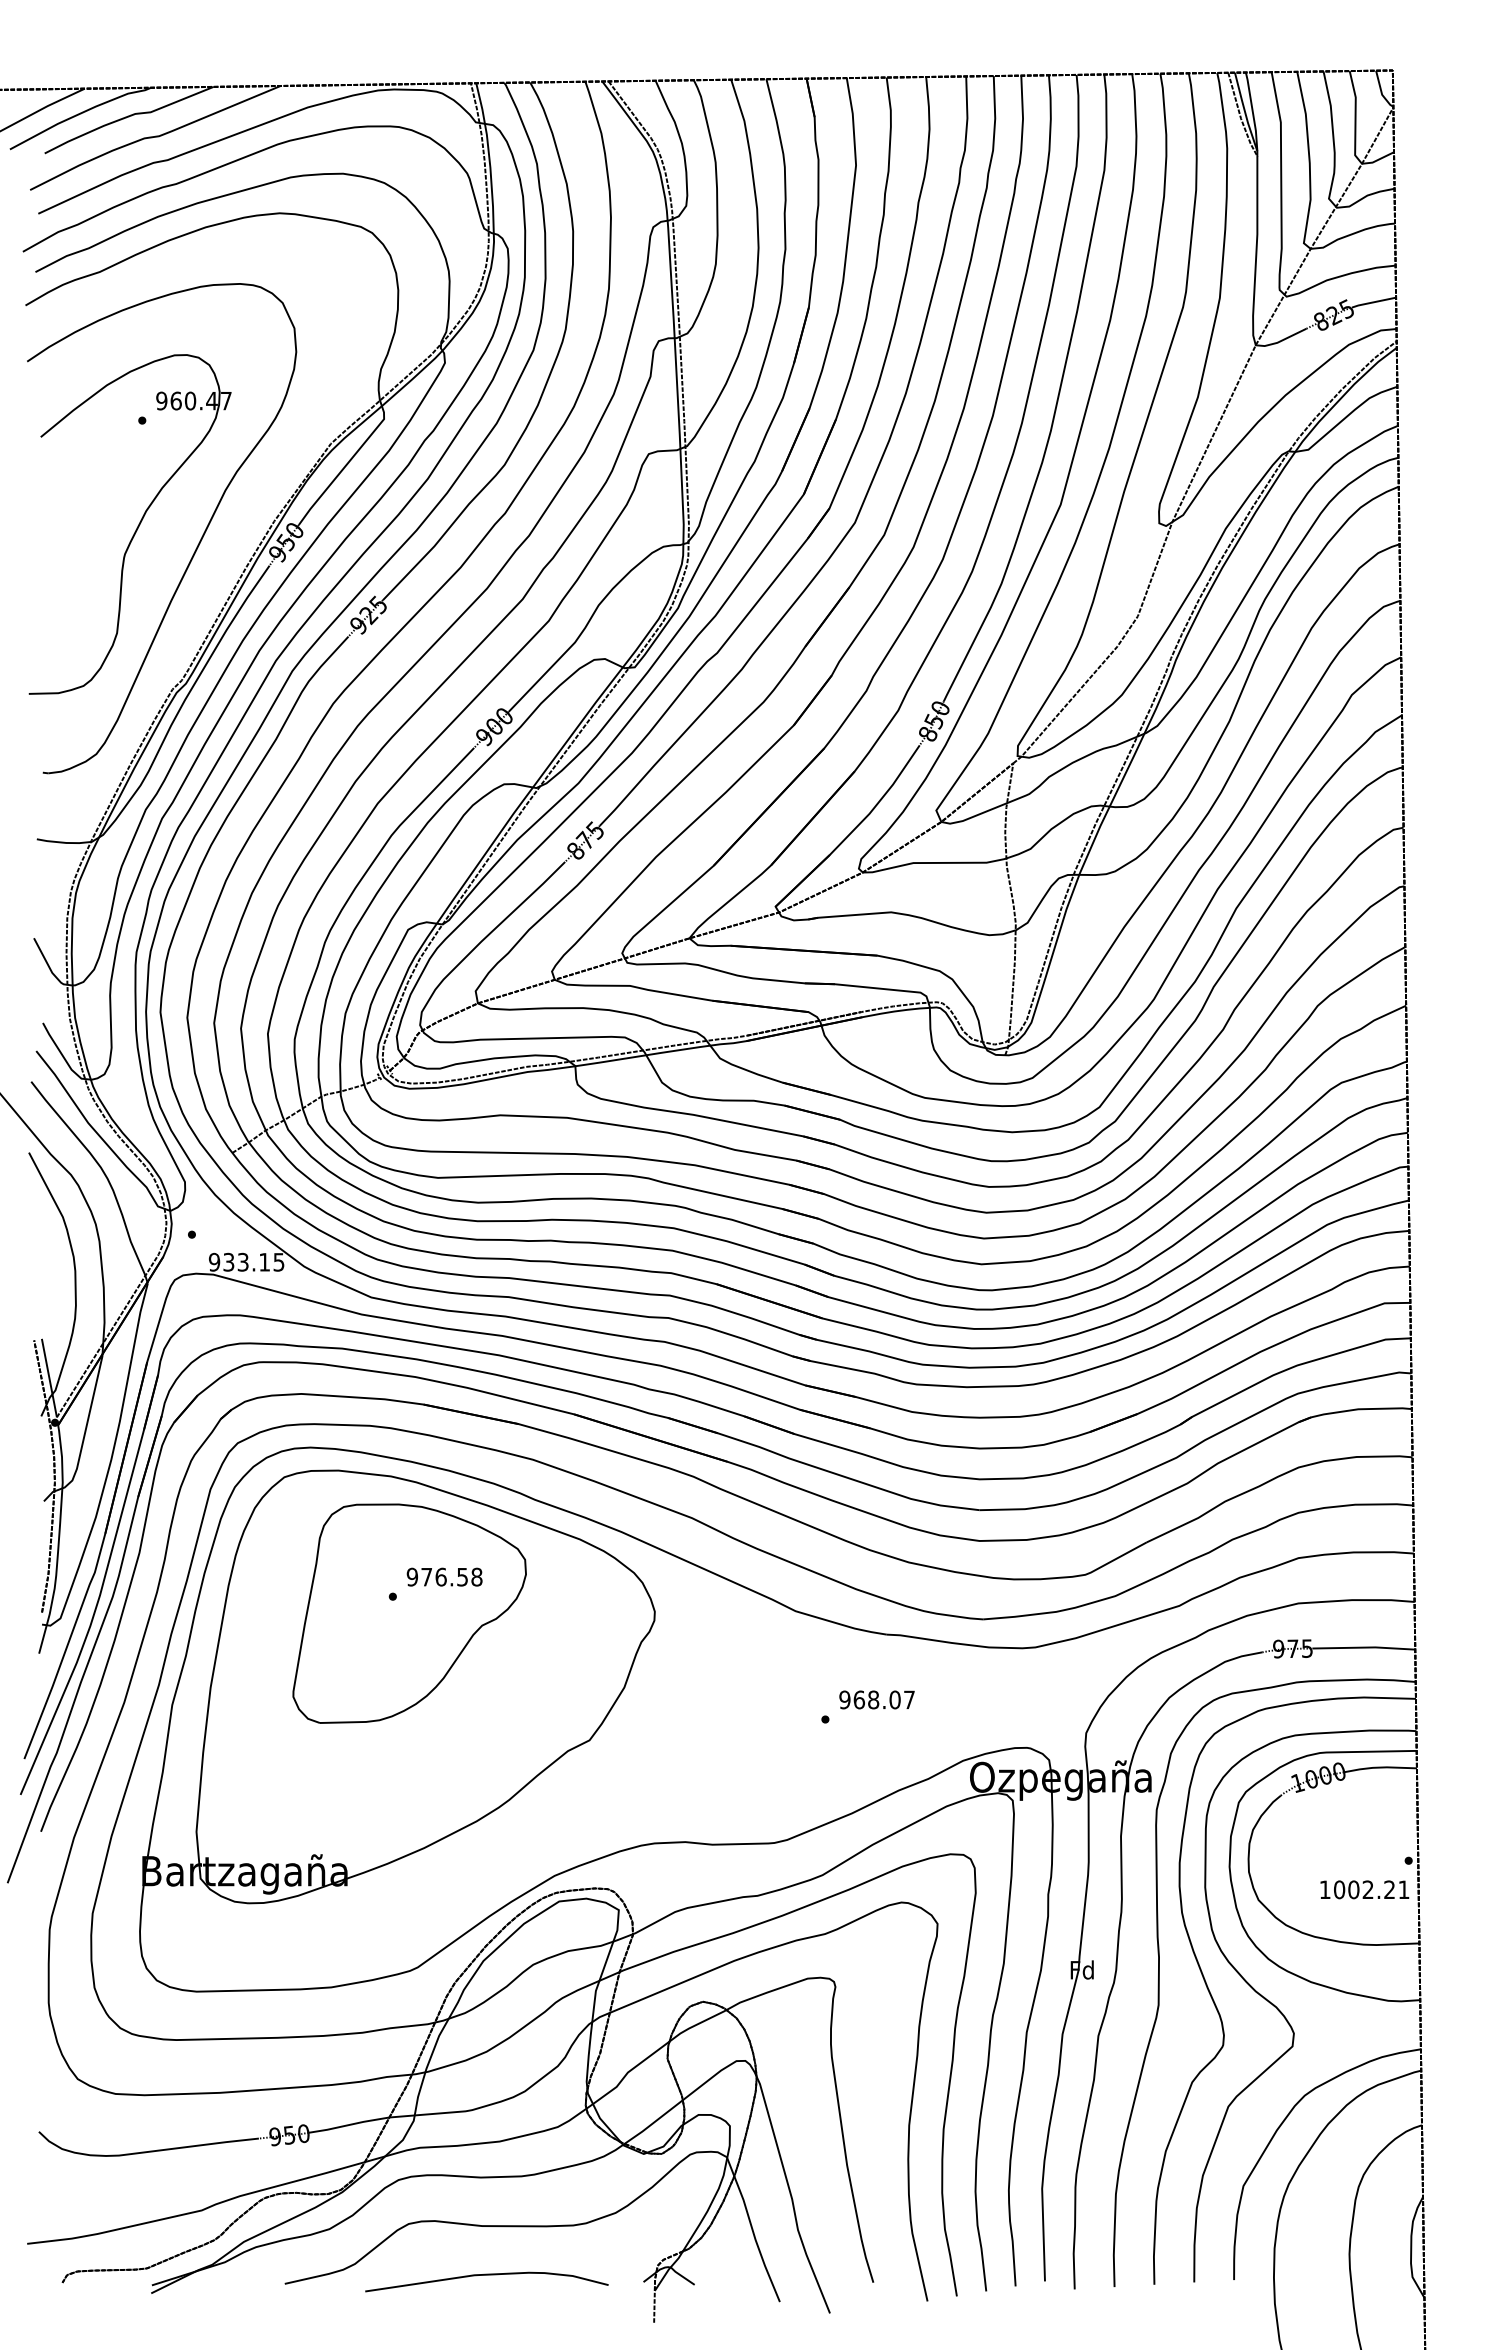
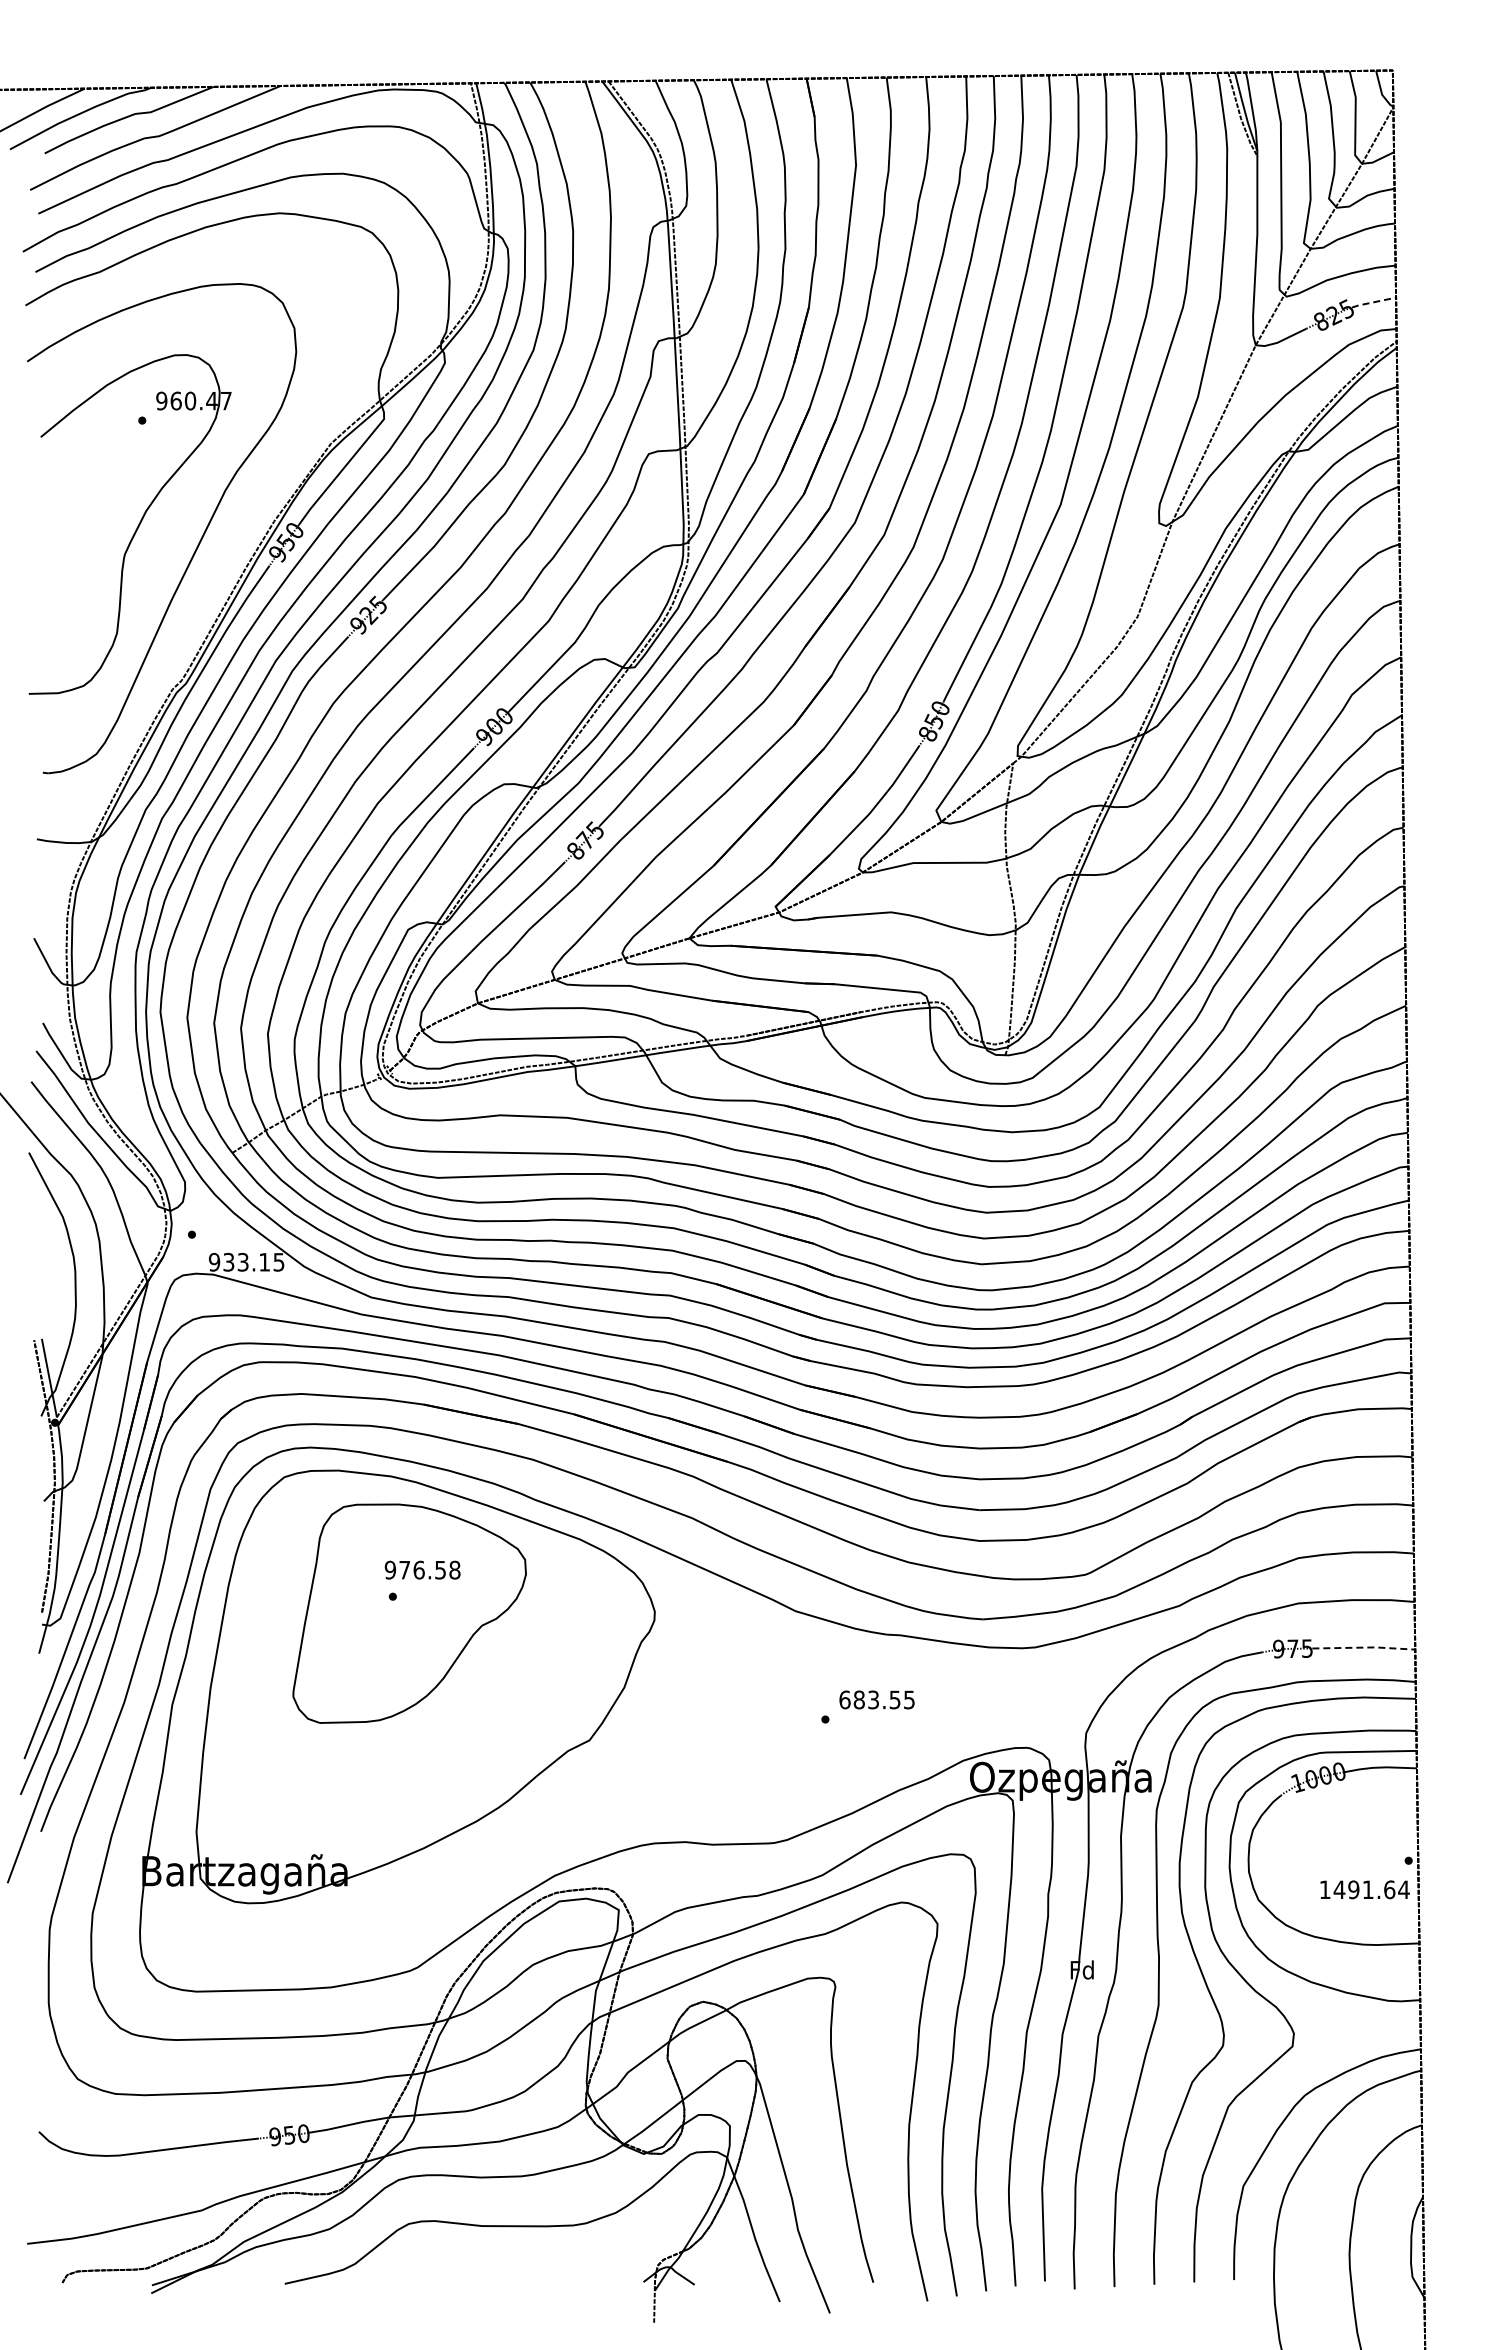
line: solid -> dashed (1373, 302)
text position: (444, 1576) -> (422, 1569) (422, 1569)
line: solid -> dashed (1364, 1647)
text: 968.07 -> 683.55 (876, 1699)
text: 1002.21 -> 1491.64 (1371, 1889)
curve: present -> none (486, 2275)
